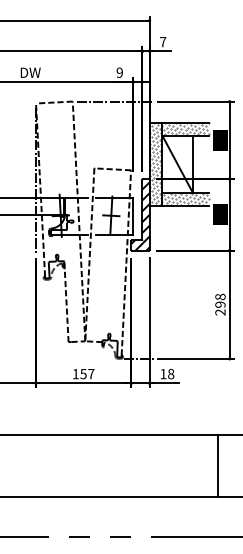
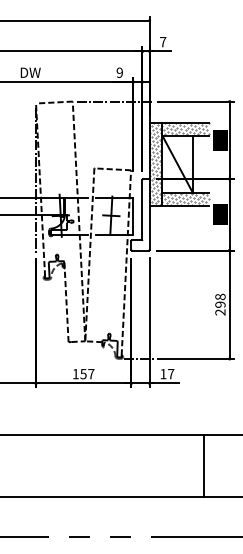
hatch: present -> none (140, 216)
text: 18 -> 17 (171, 373)
line position: (217, 465) -> (203, 465) (203, 465)
